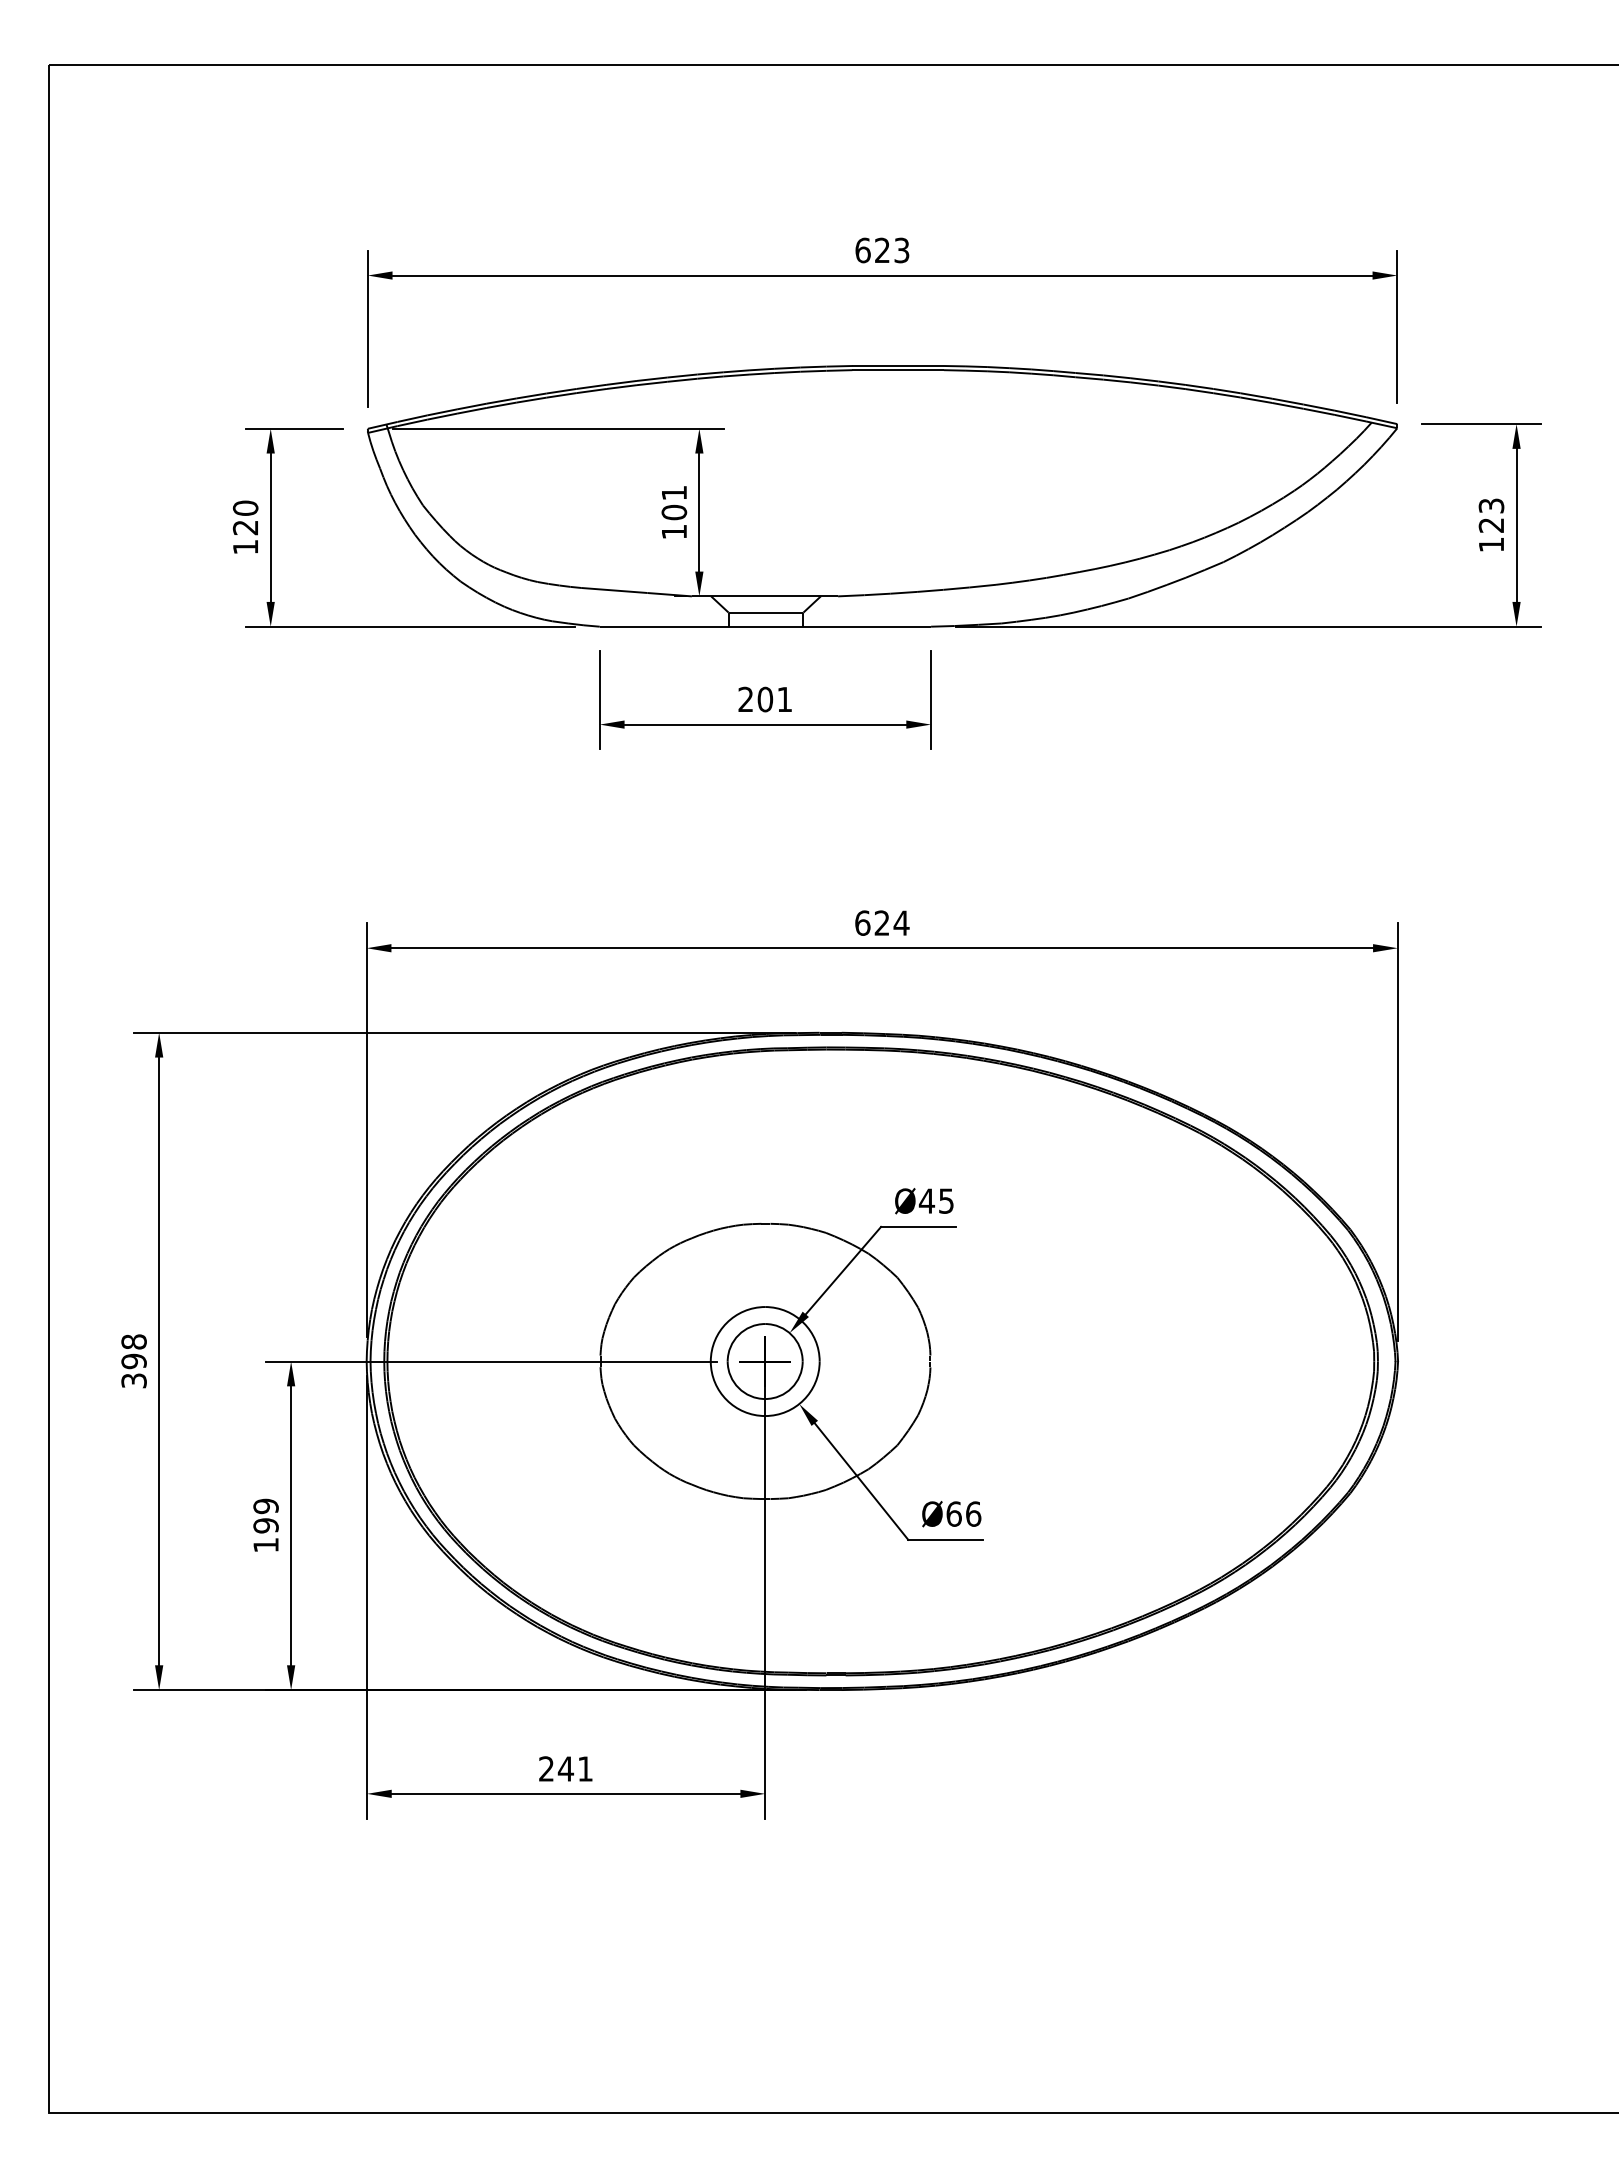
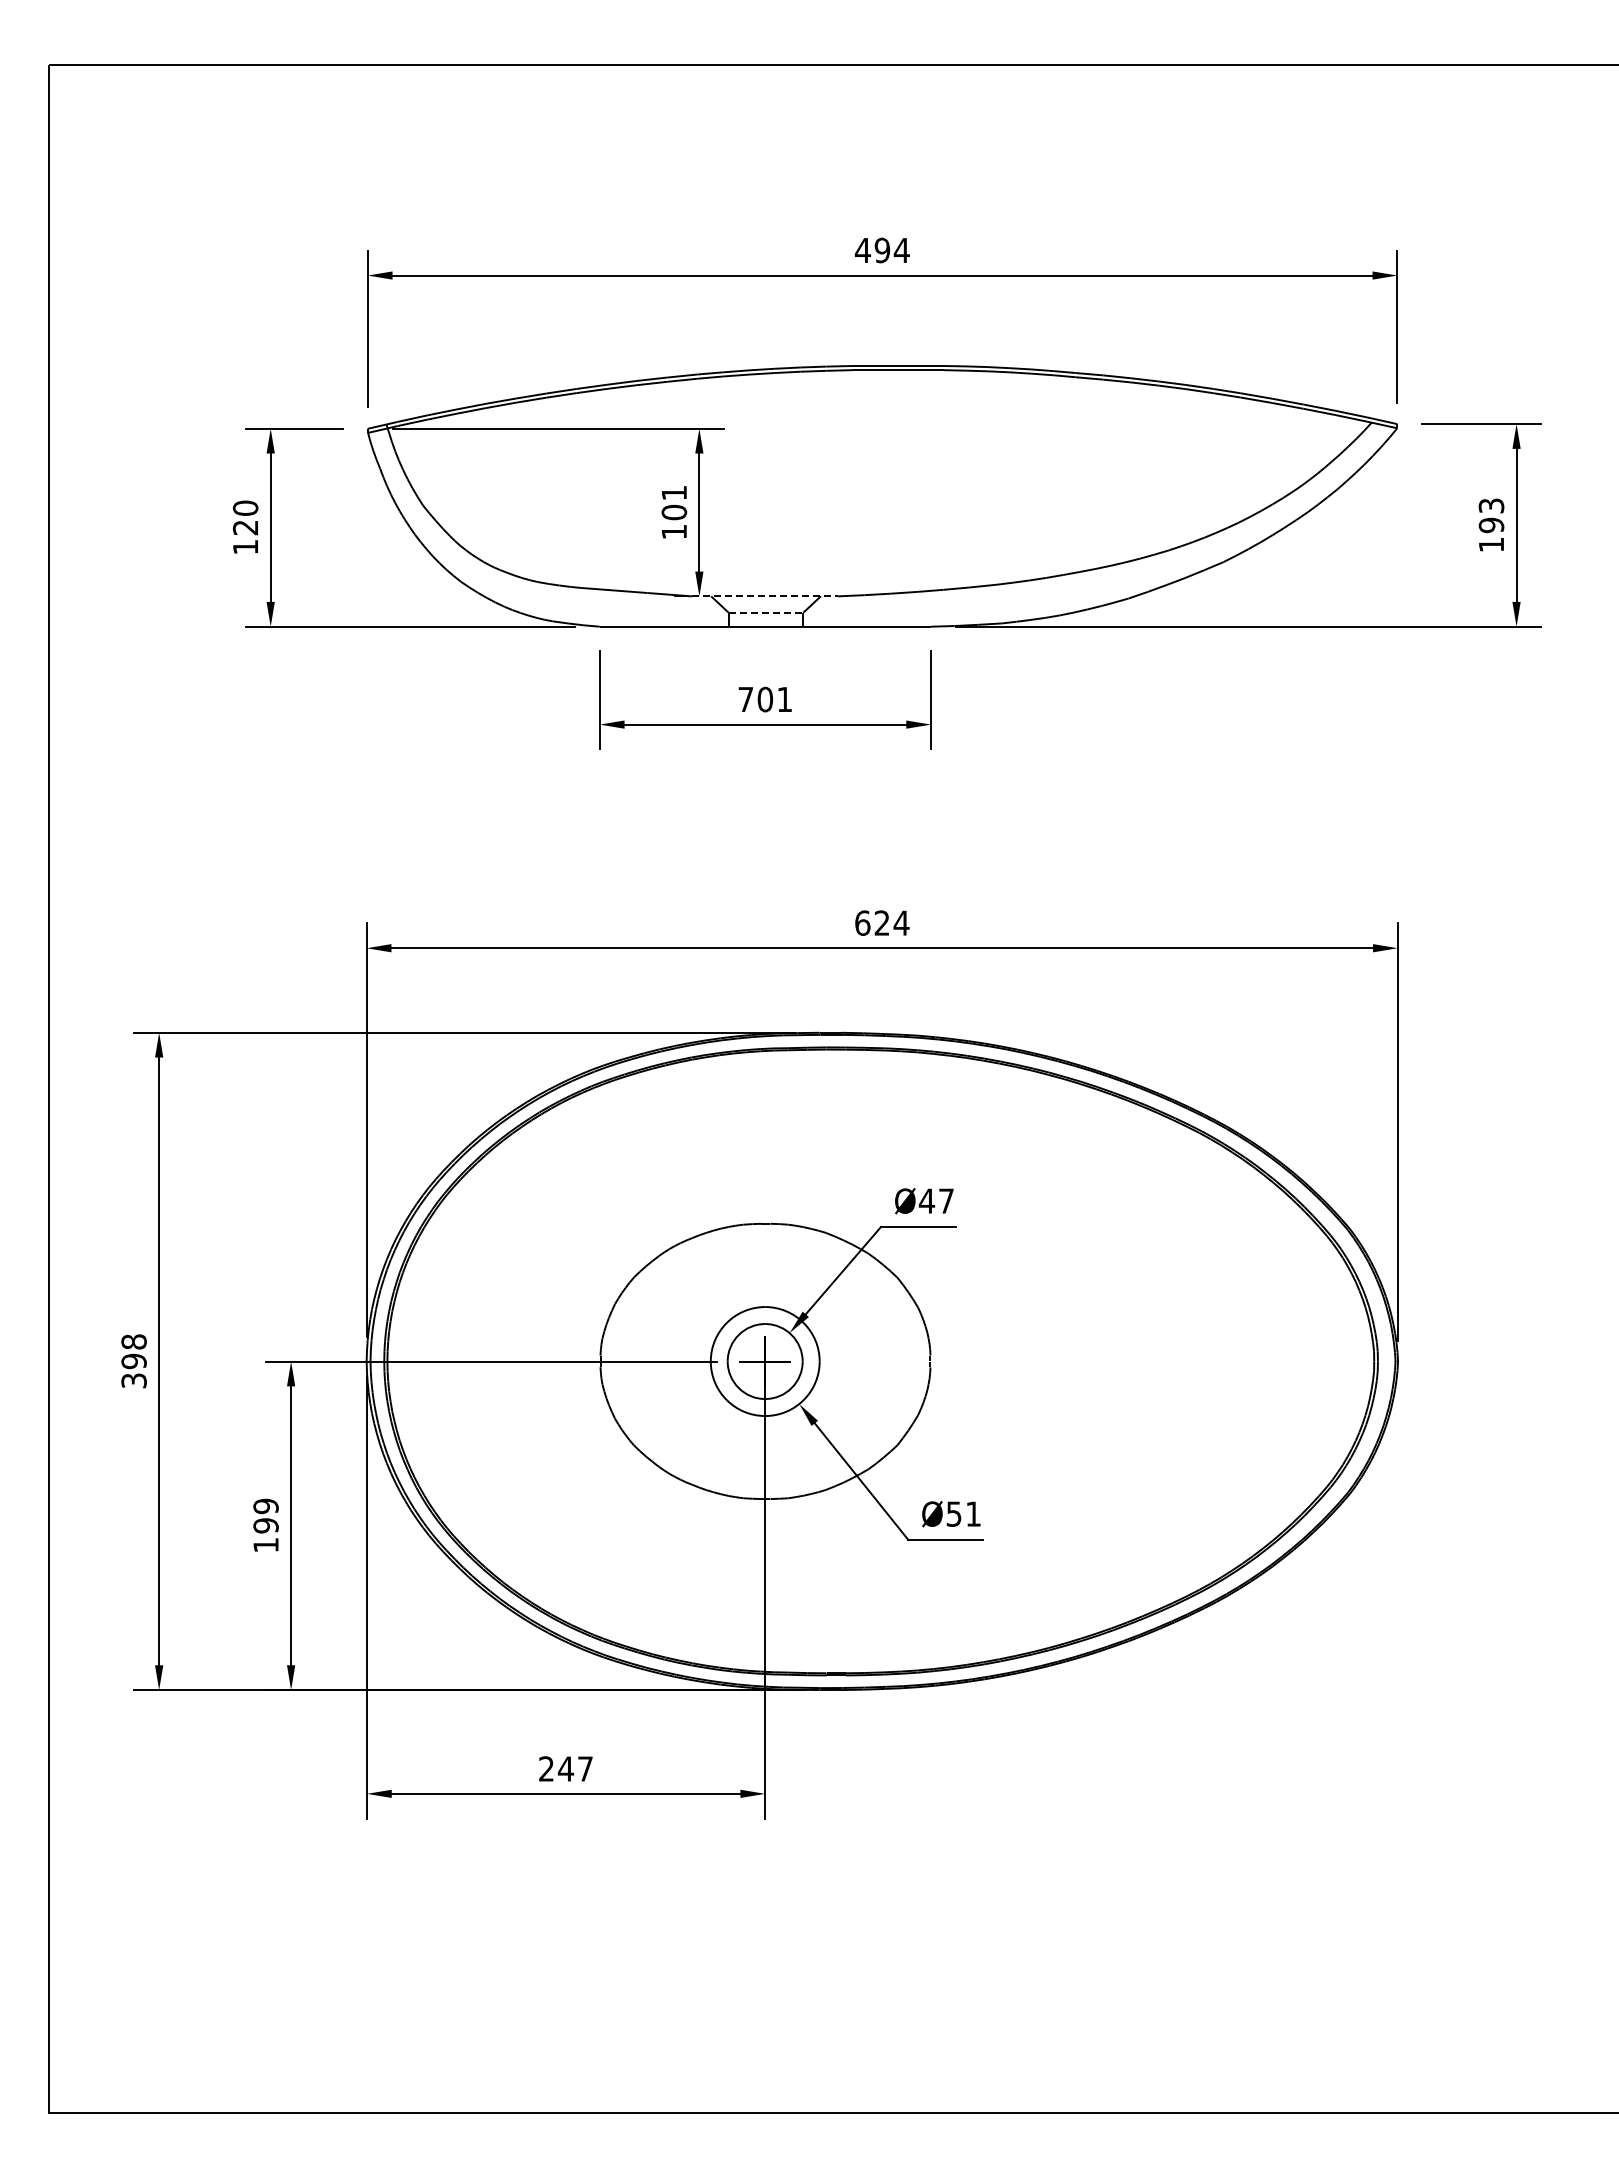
text: 623 -> 494 (881, 250)
text: 123 -> 193 (1491, 525)
line: solid -> dashed (765, 596)
line: solid -> dashed (766, 612)
text: 201 -> 701 (745, 698)
text: Ø45 -> Ø47 (946, 1200)
text: Ø66 -> Ø51 (963, 1513)
text: 241 -> 247 (585, 1768)
